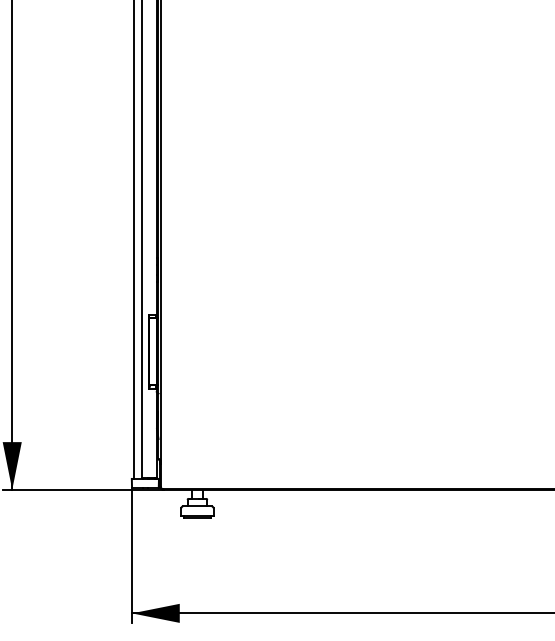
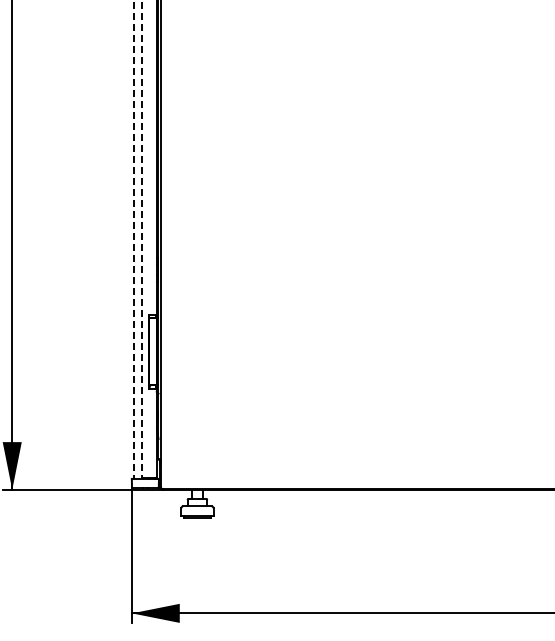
line: solid -> dashed (133, 239)
line: solid -> dashed (141, 239)
